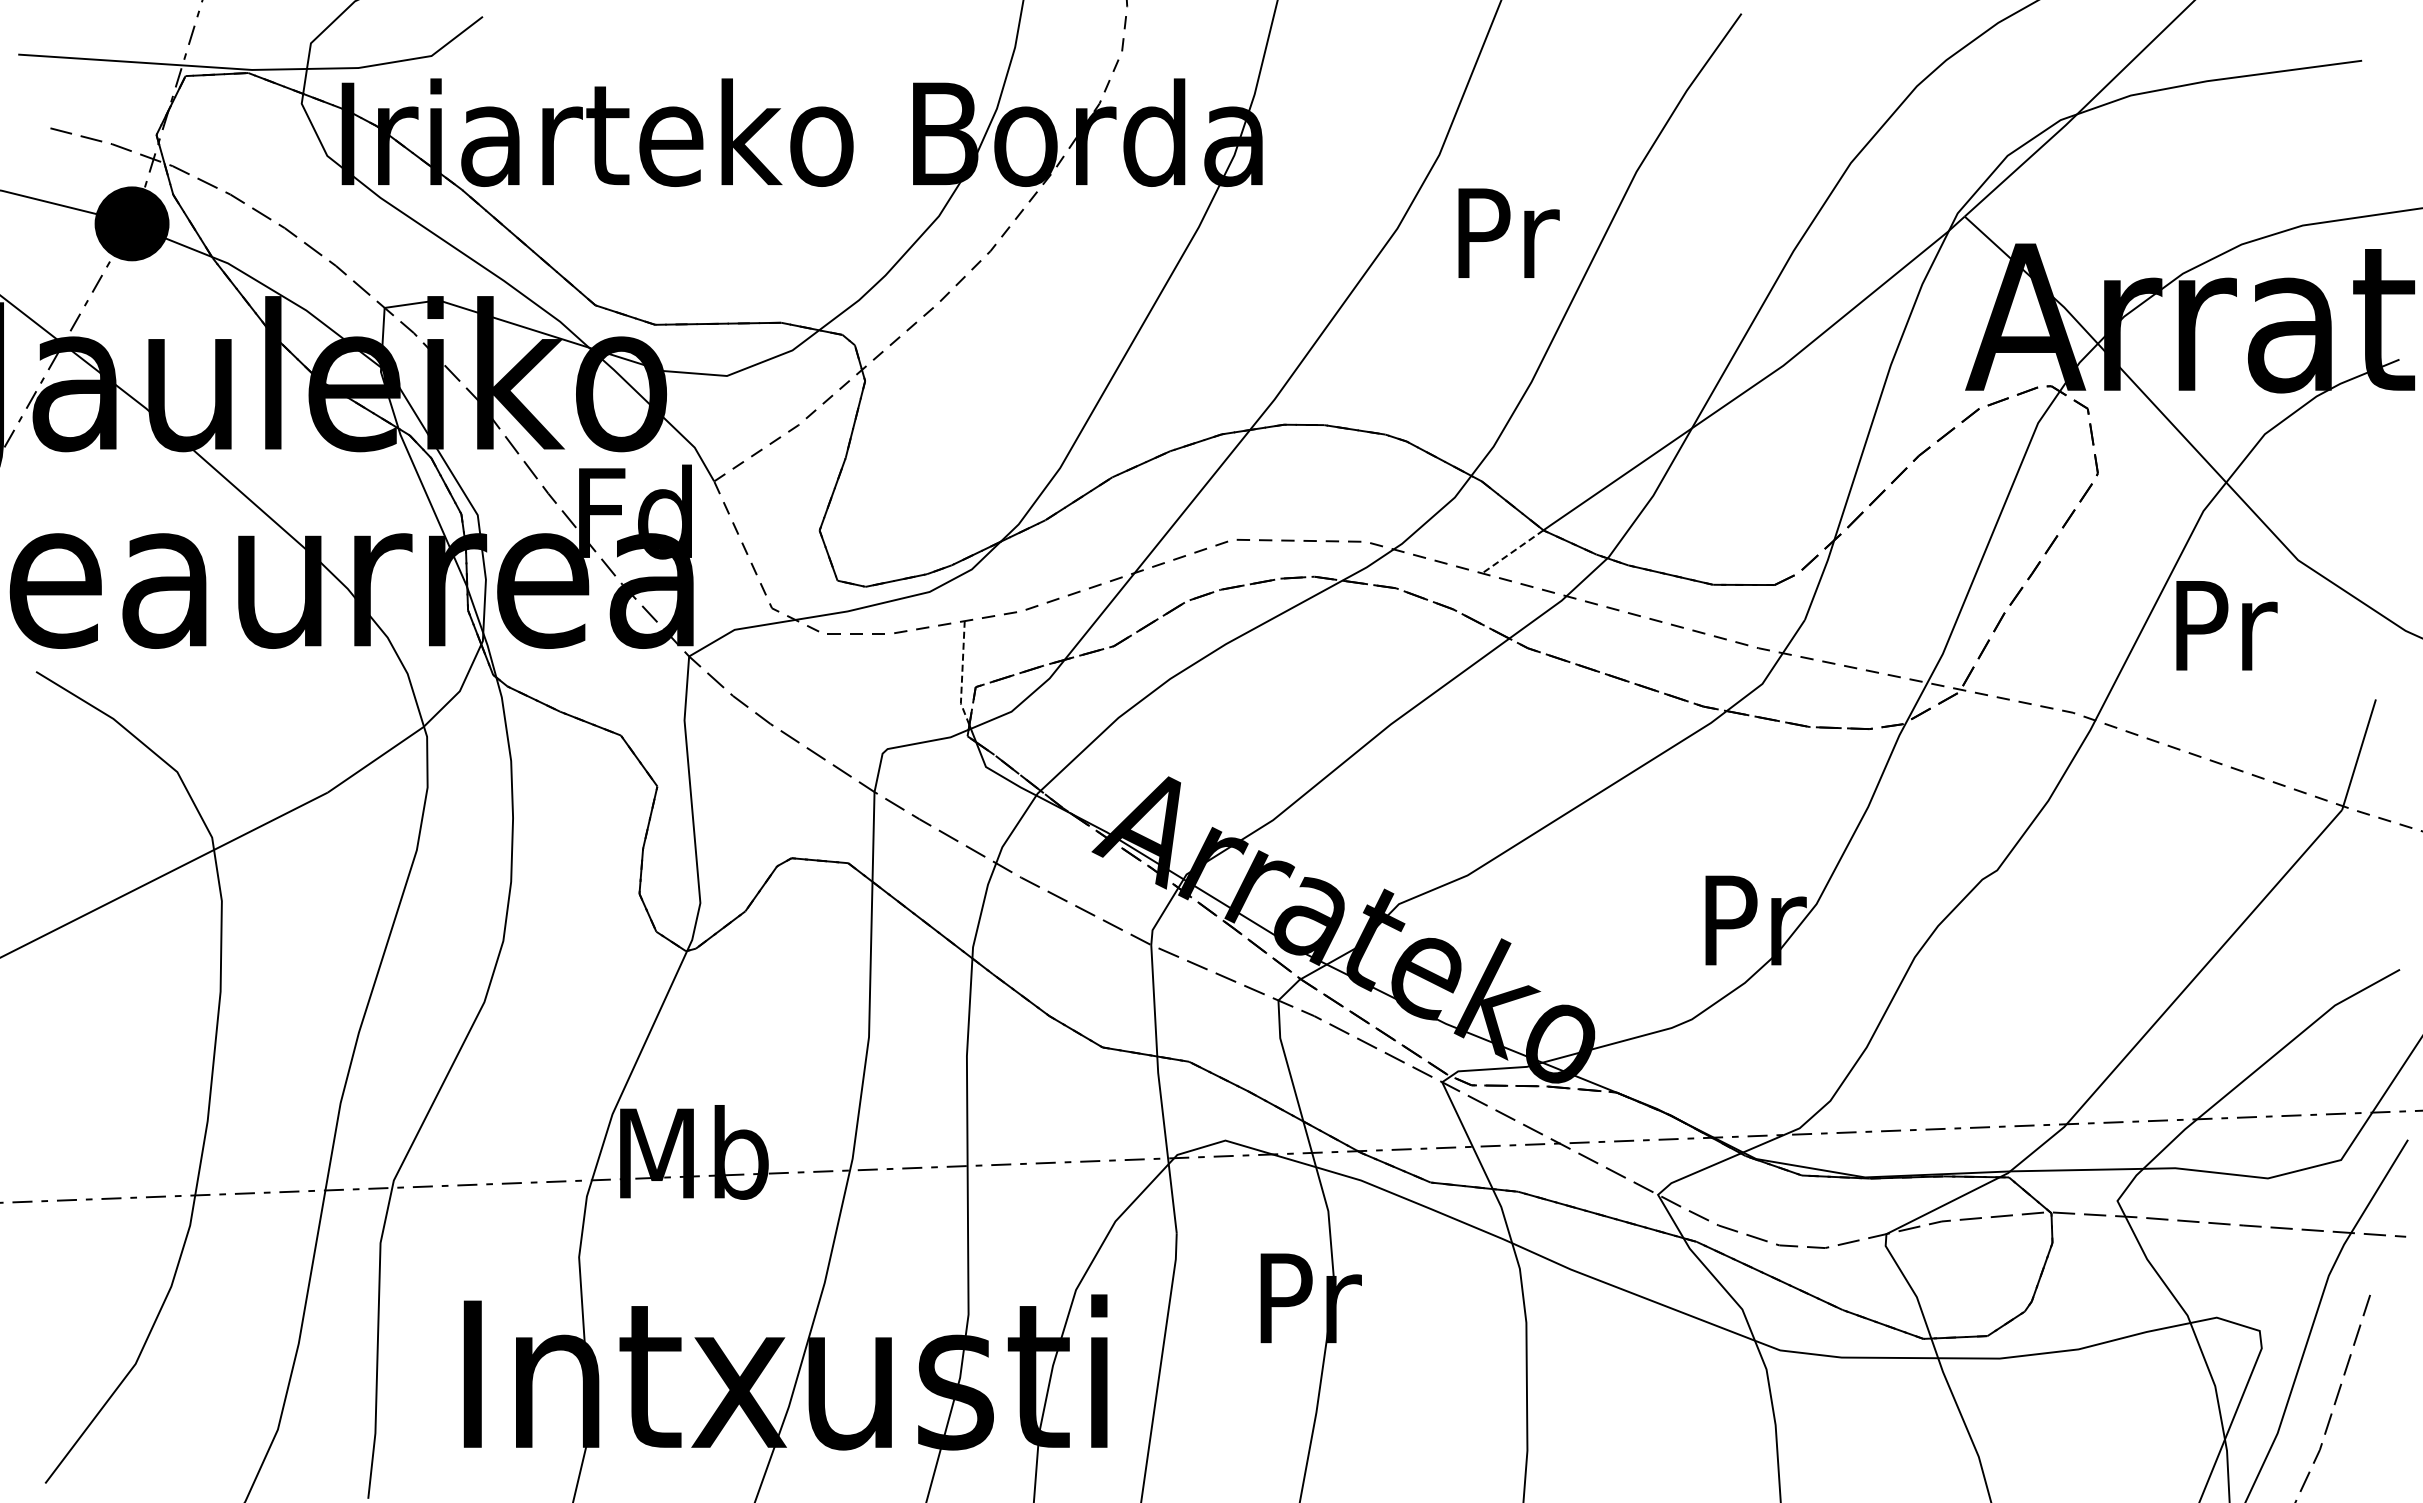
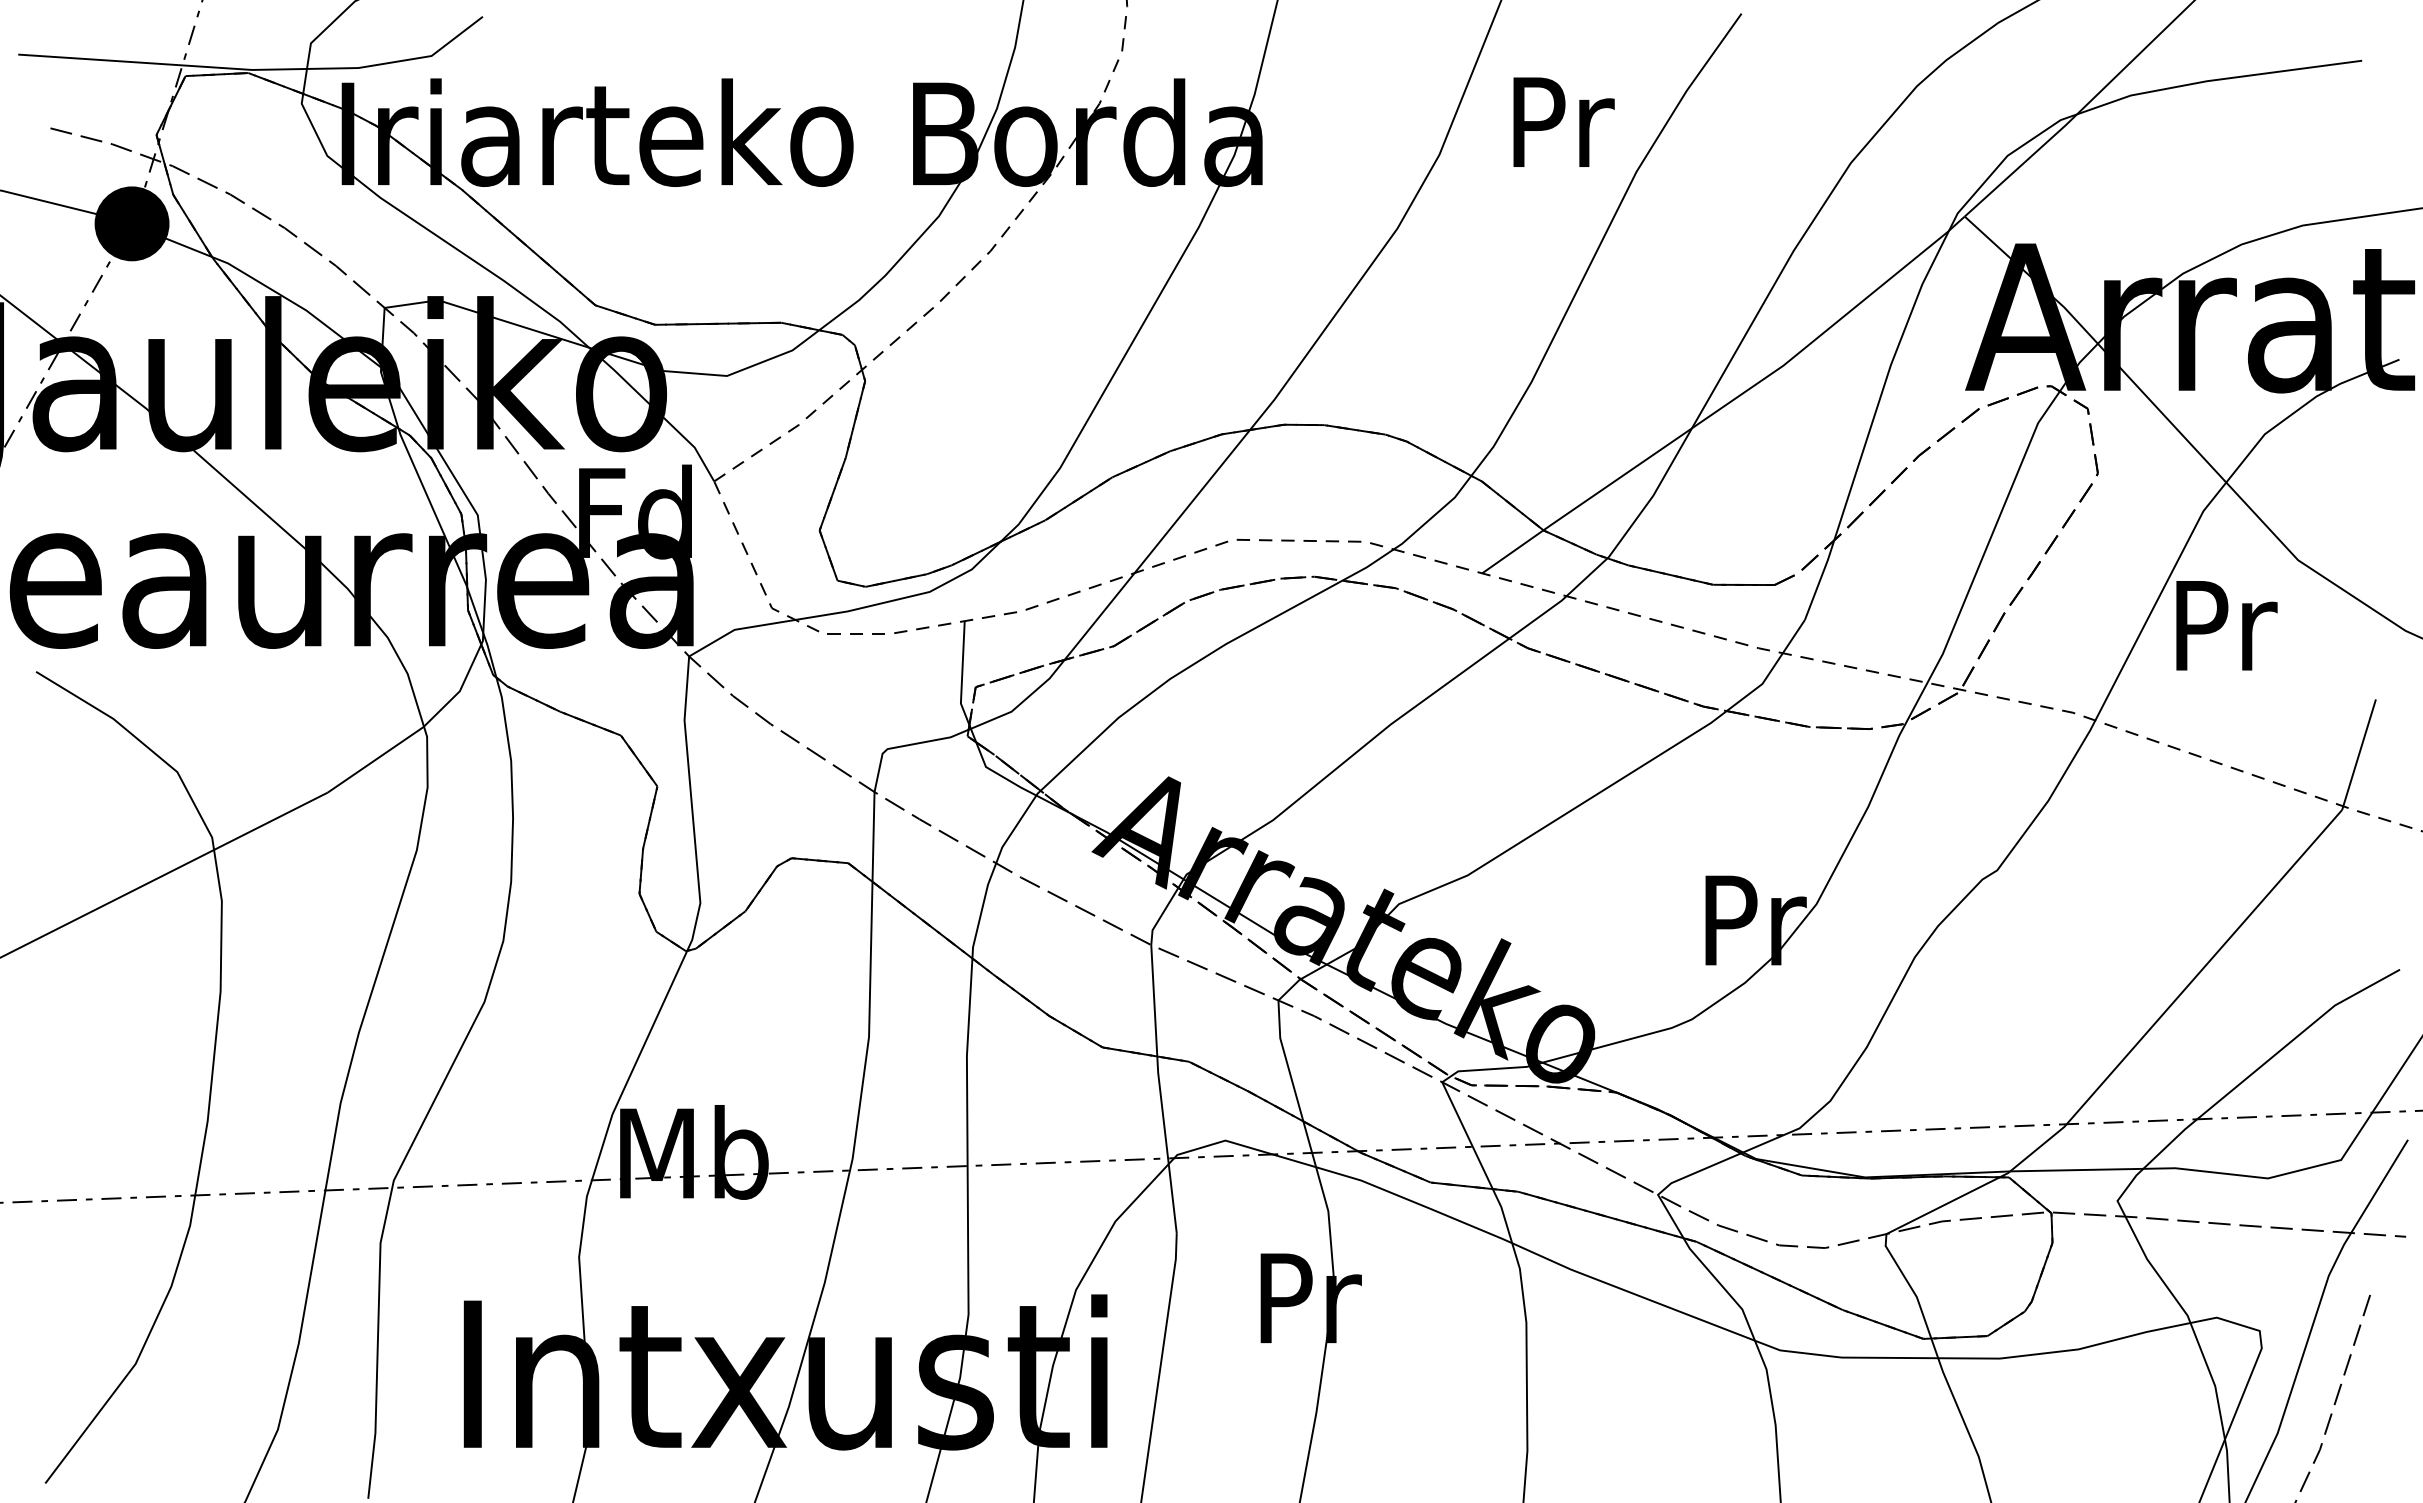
text position: (1508, 232) -> (1563, 121) (1563, 121)
line: dashed -> solid (1512, 552)
line: dashed -> solid (962, 674)
